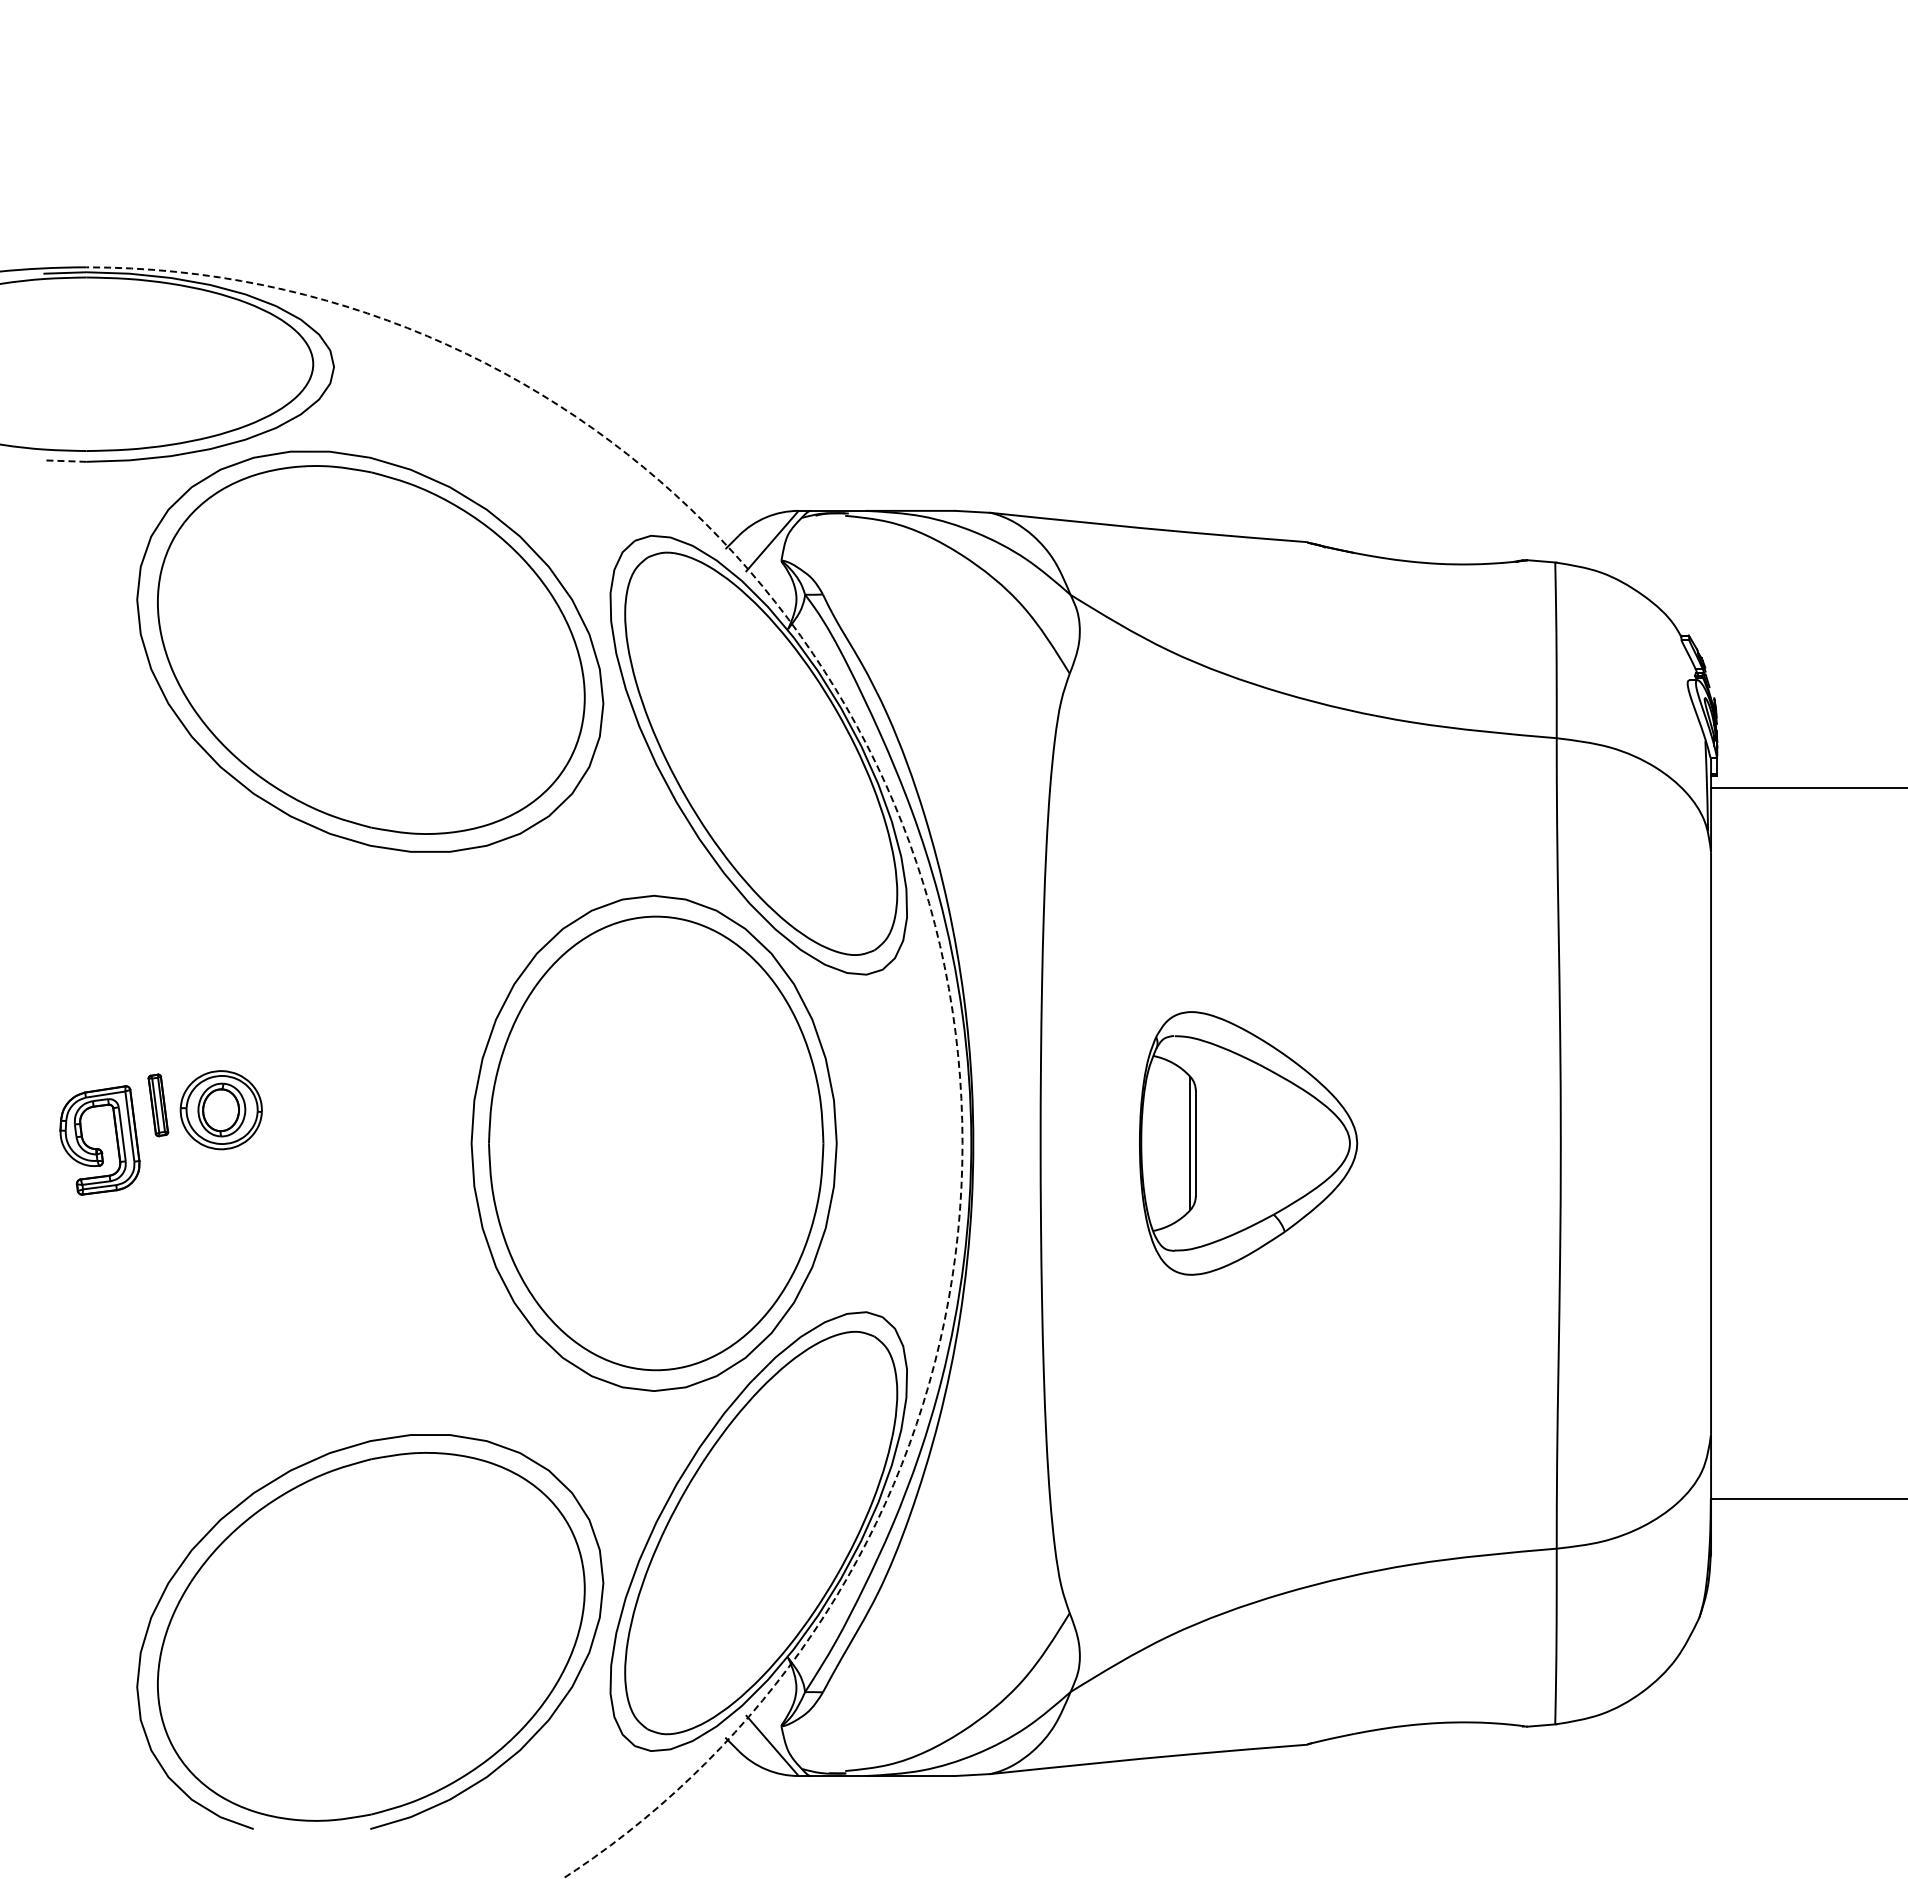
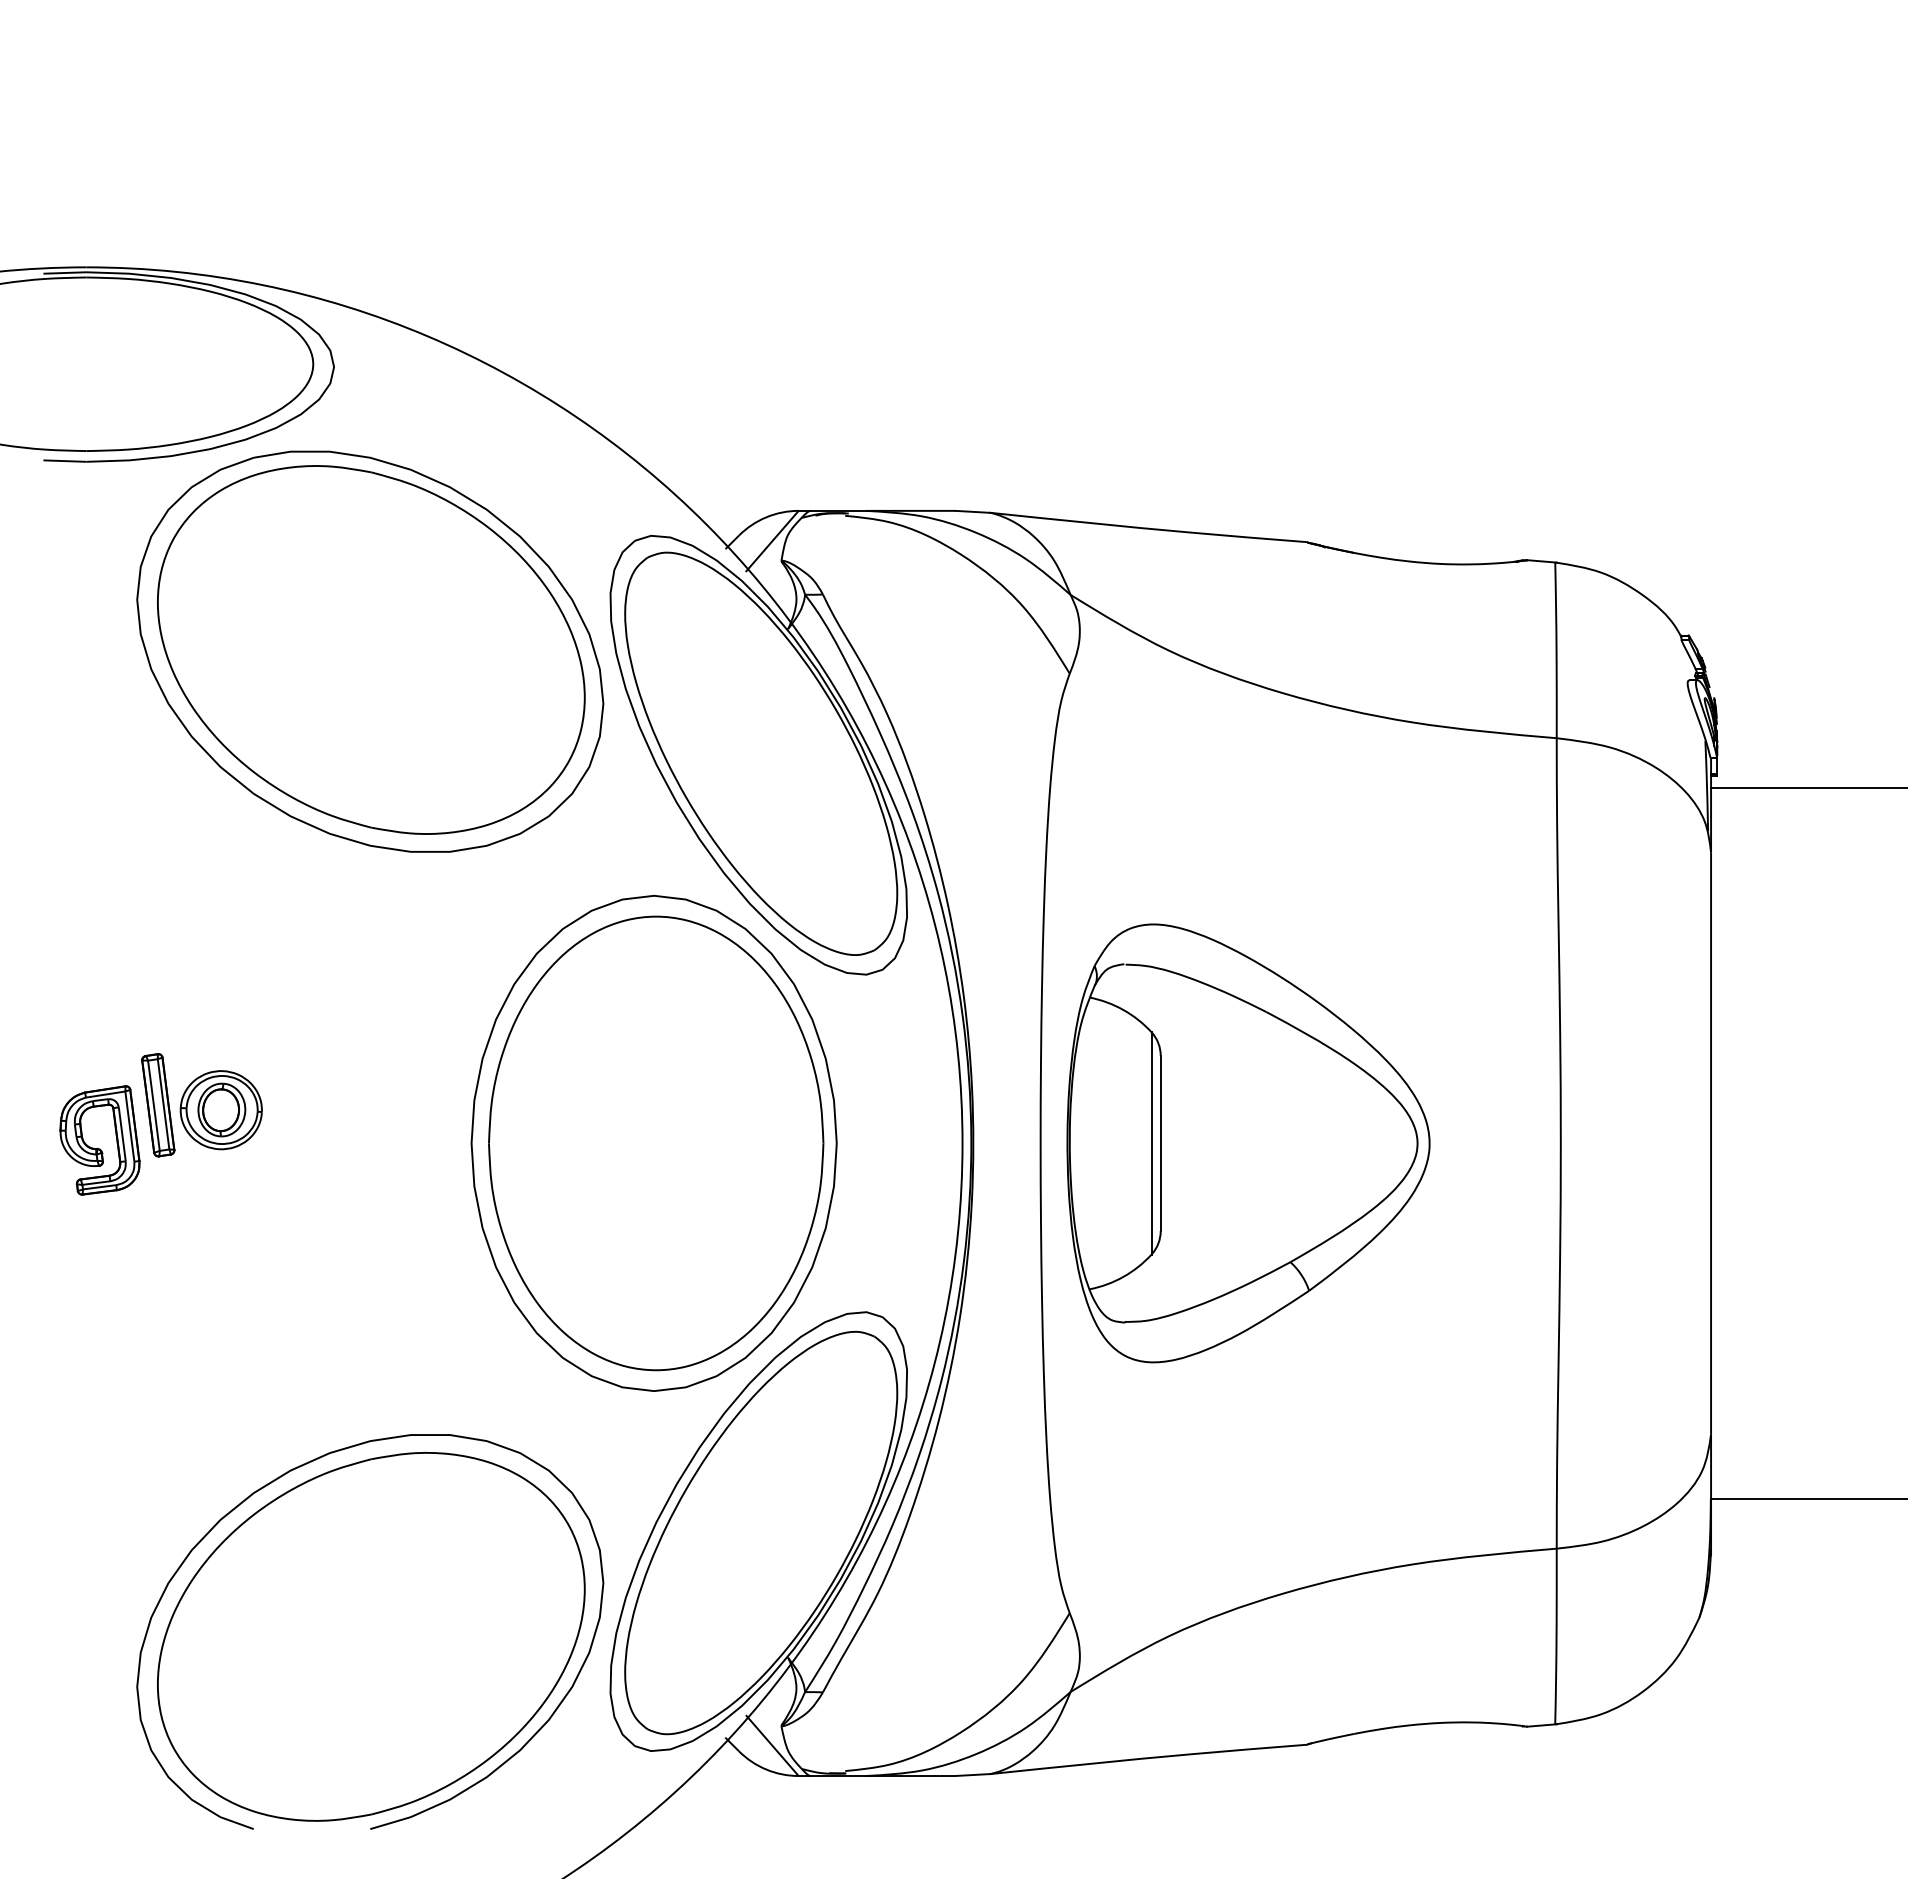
line: dashed -> solid (64, 461)
arc: dashed -> solid (926, 893)
part size: 23x65 px -> 35x105 px (158, 1105)
part size: 220x265 px -> 365x441 px (1248, 1143)
